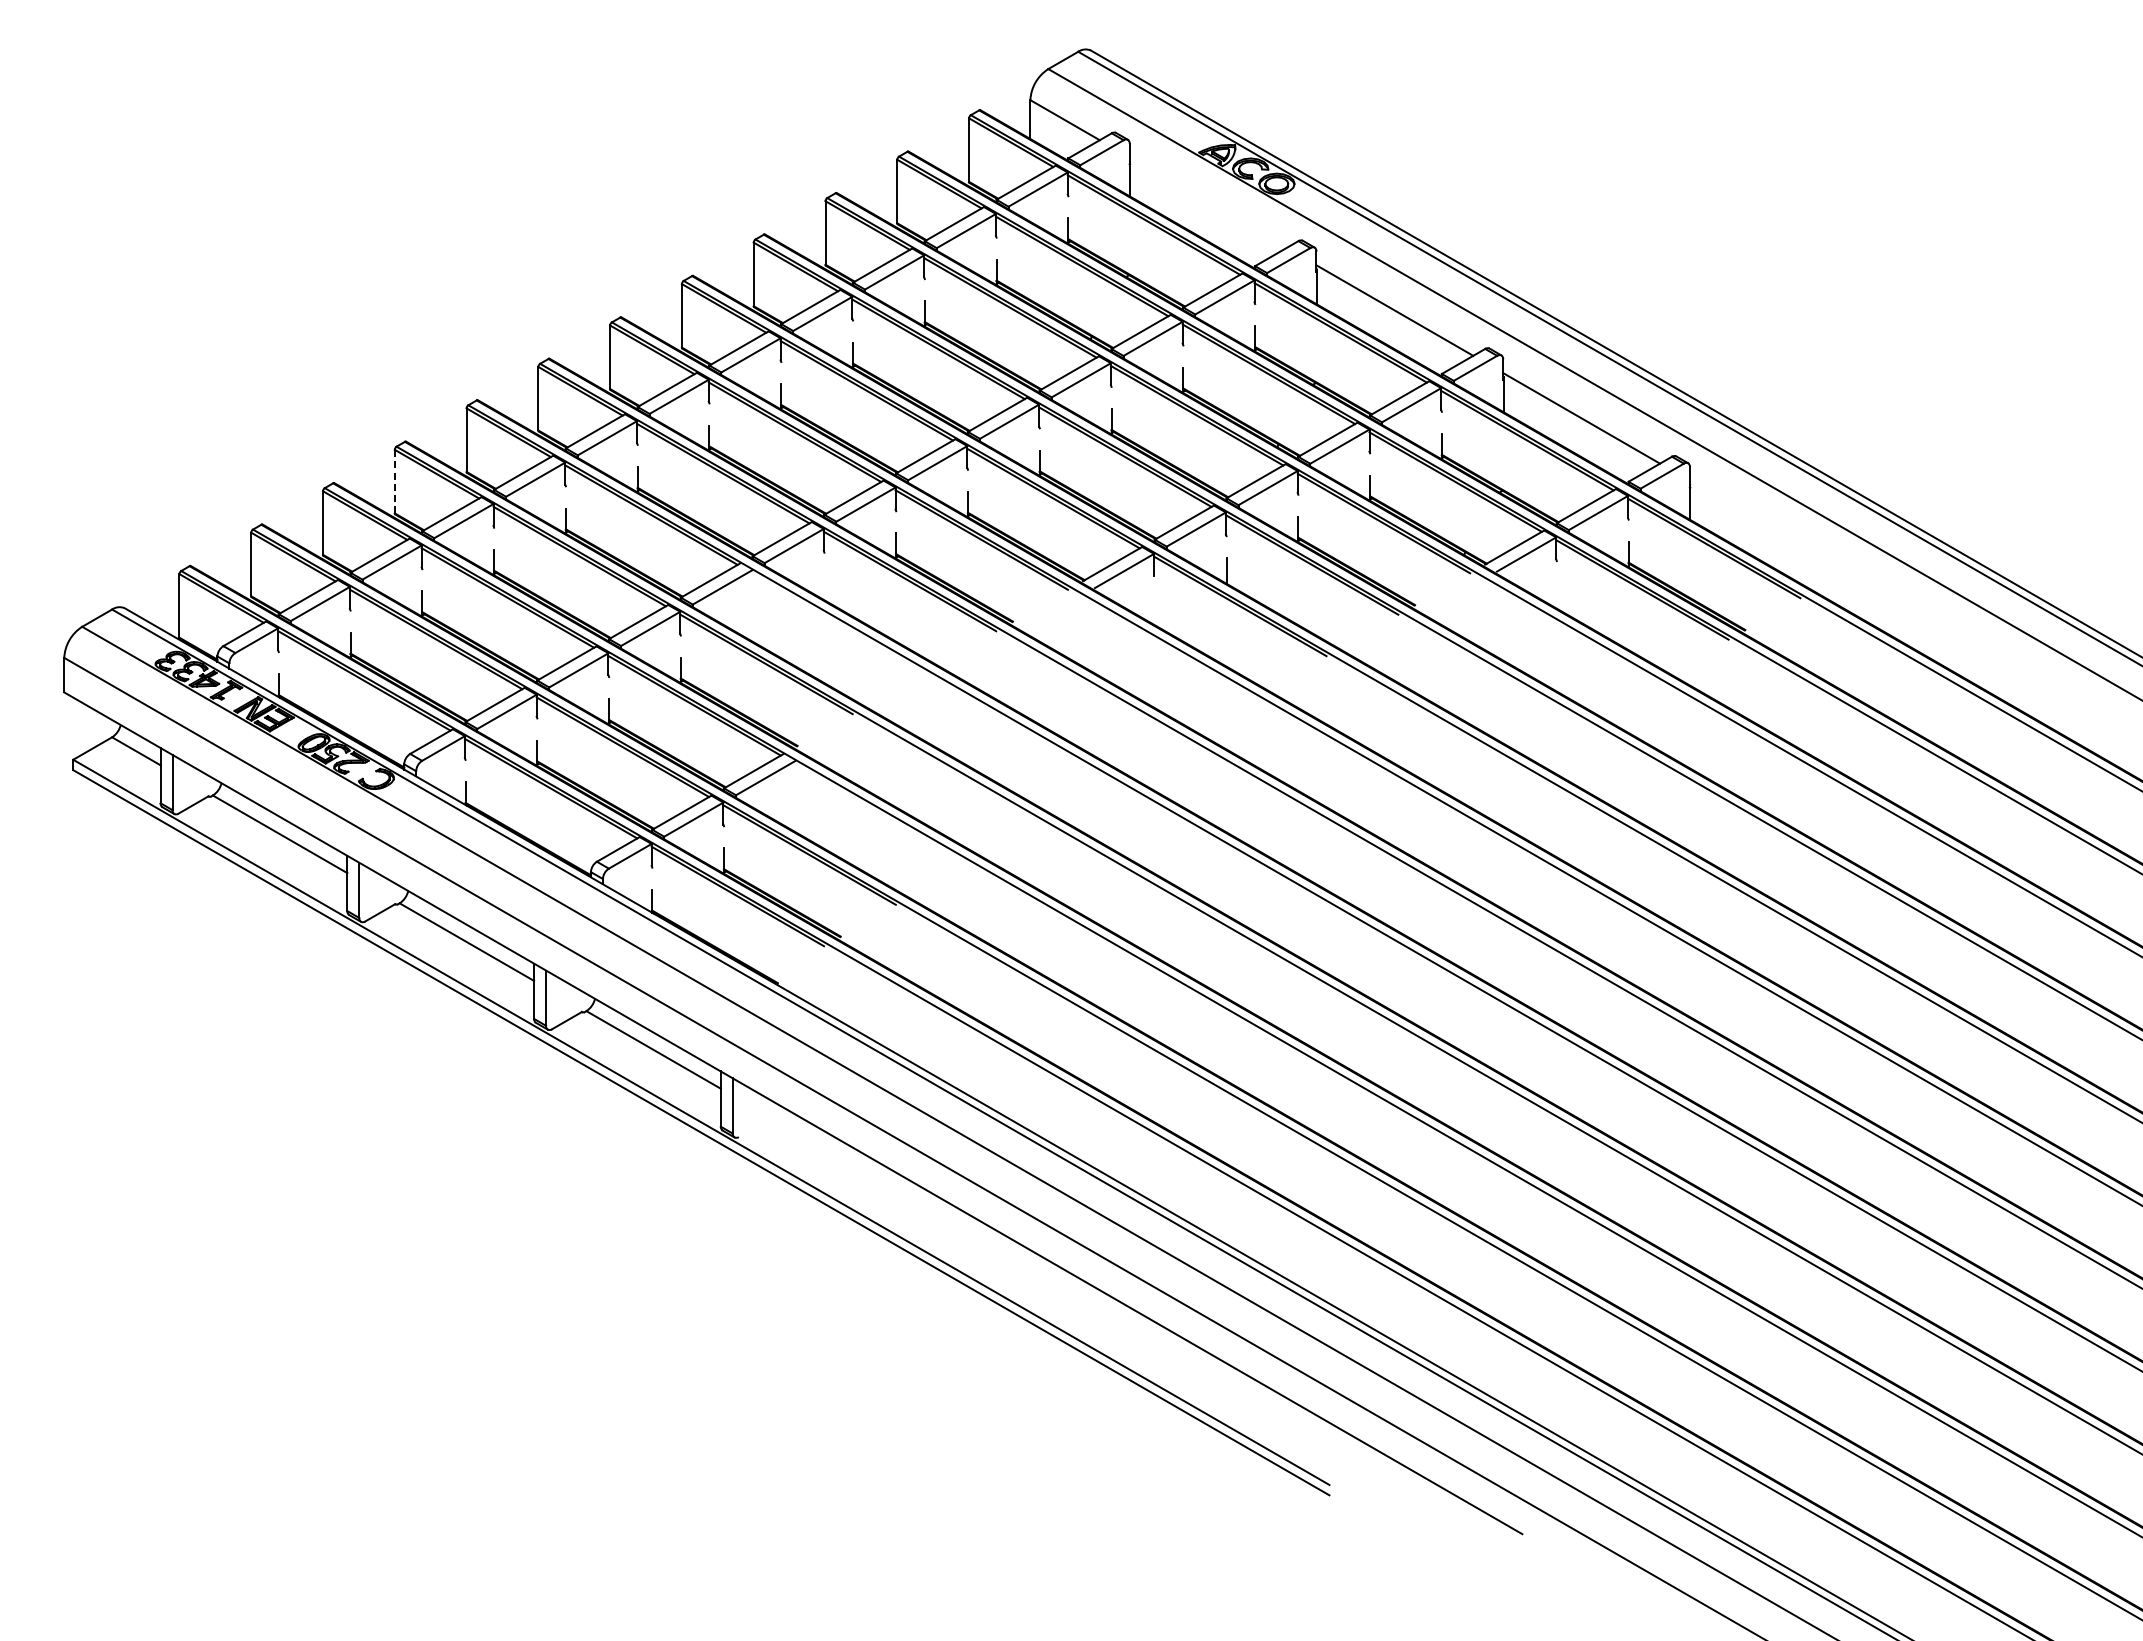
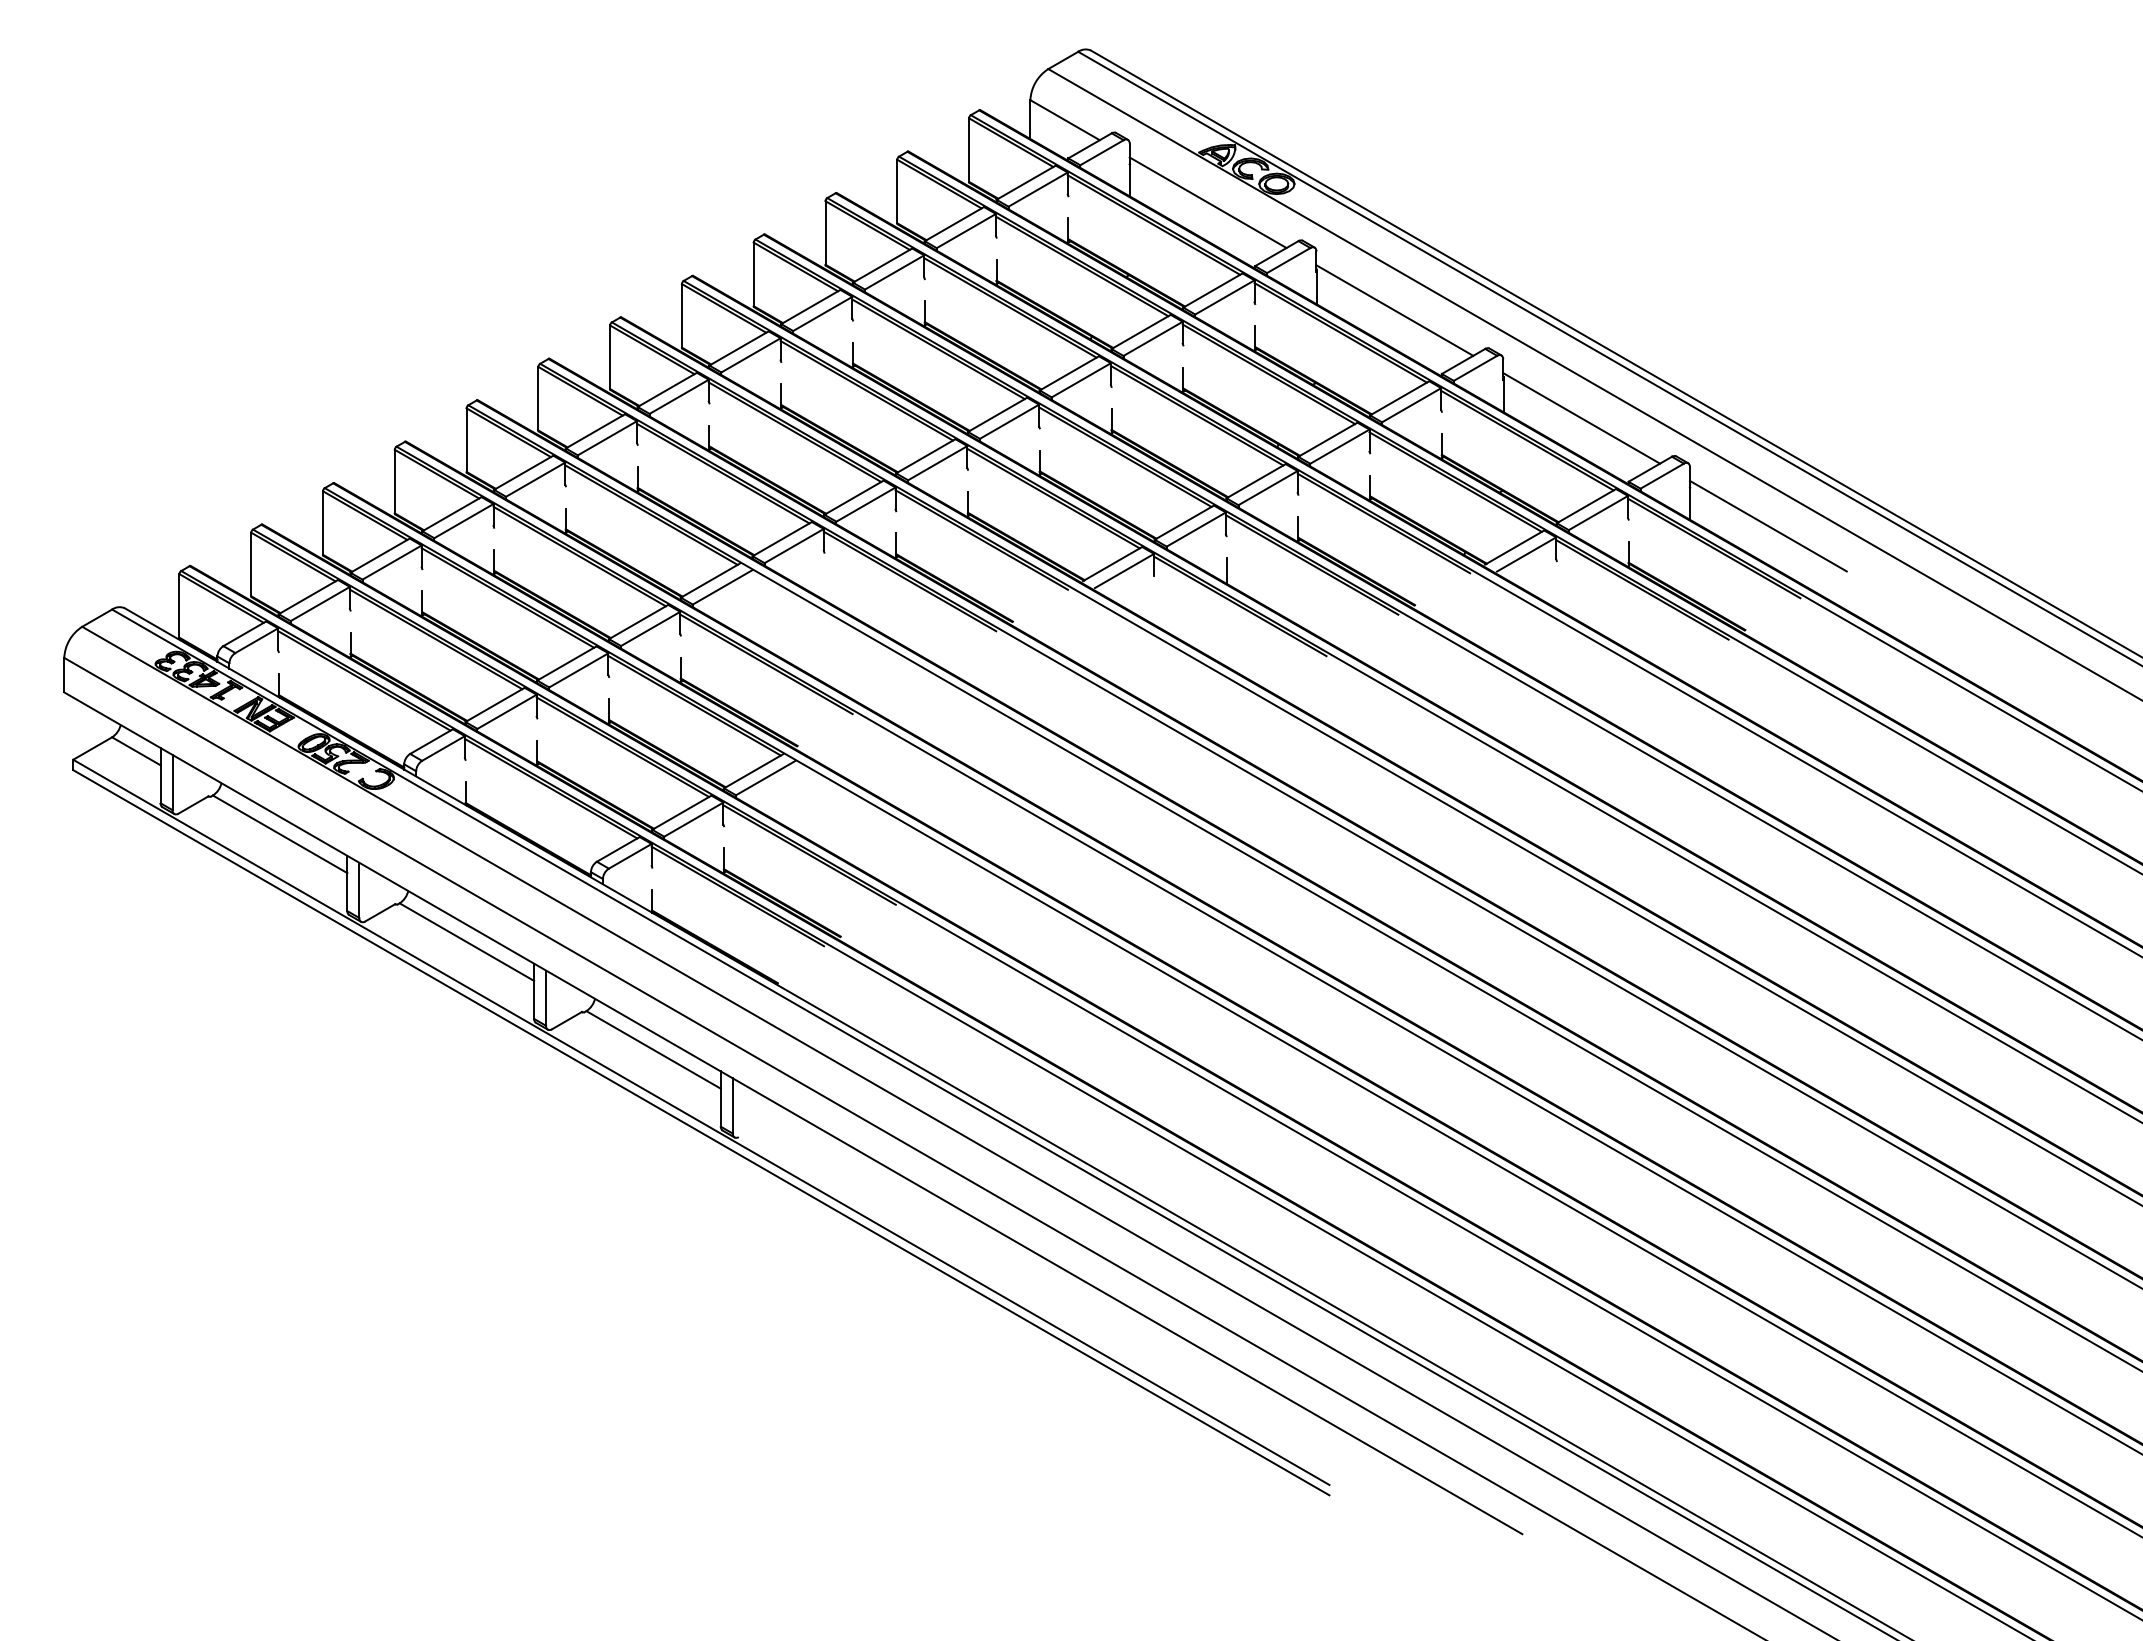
line: none -> present (1207, 202)
line: dashed -> solid (394, 481)
line: none -> present (1767, 525)
